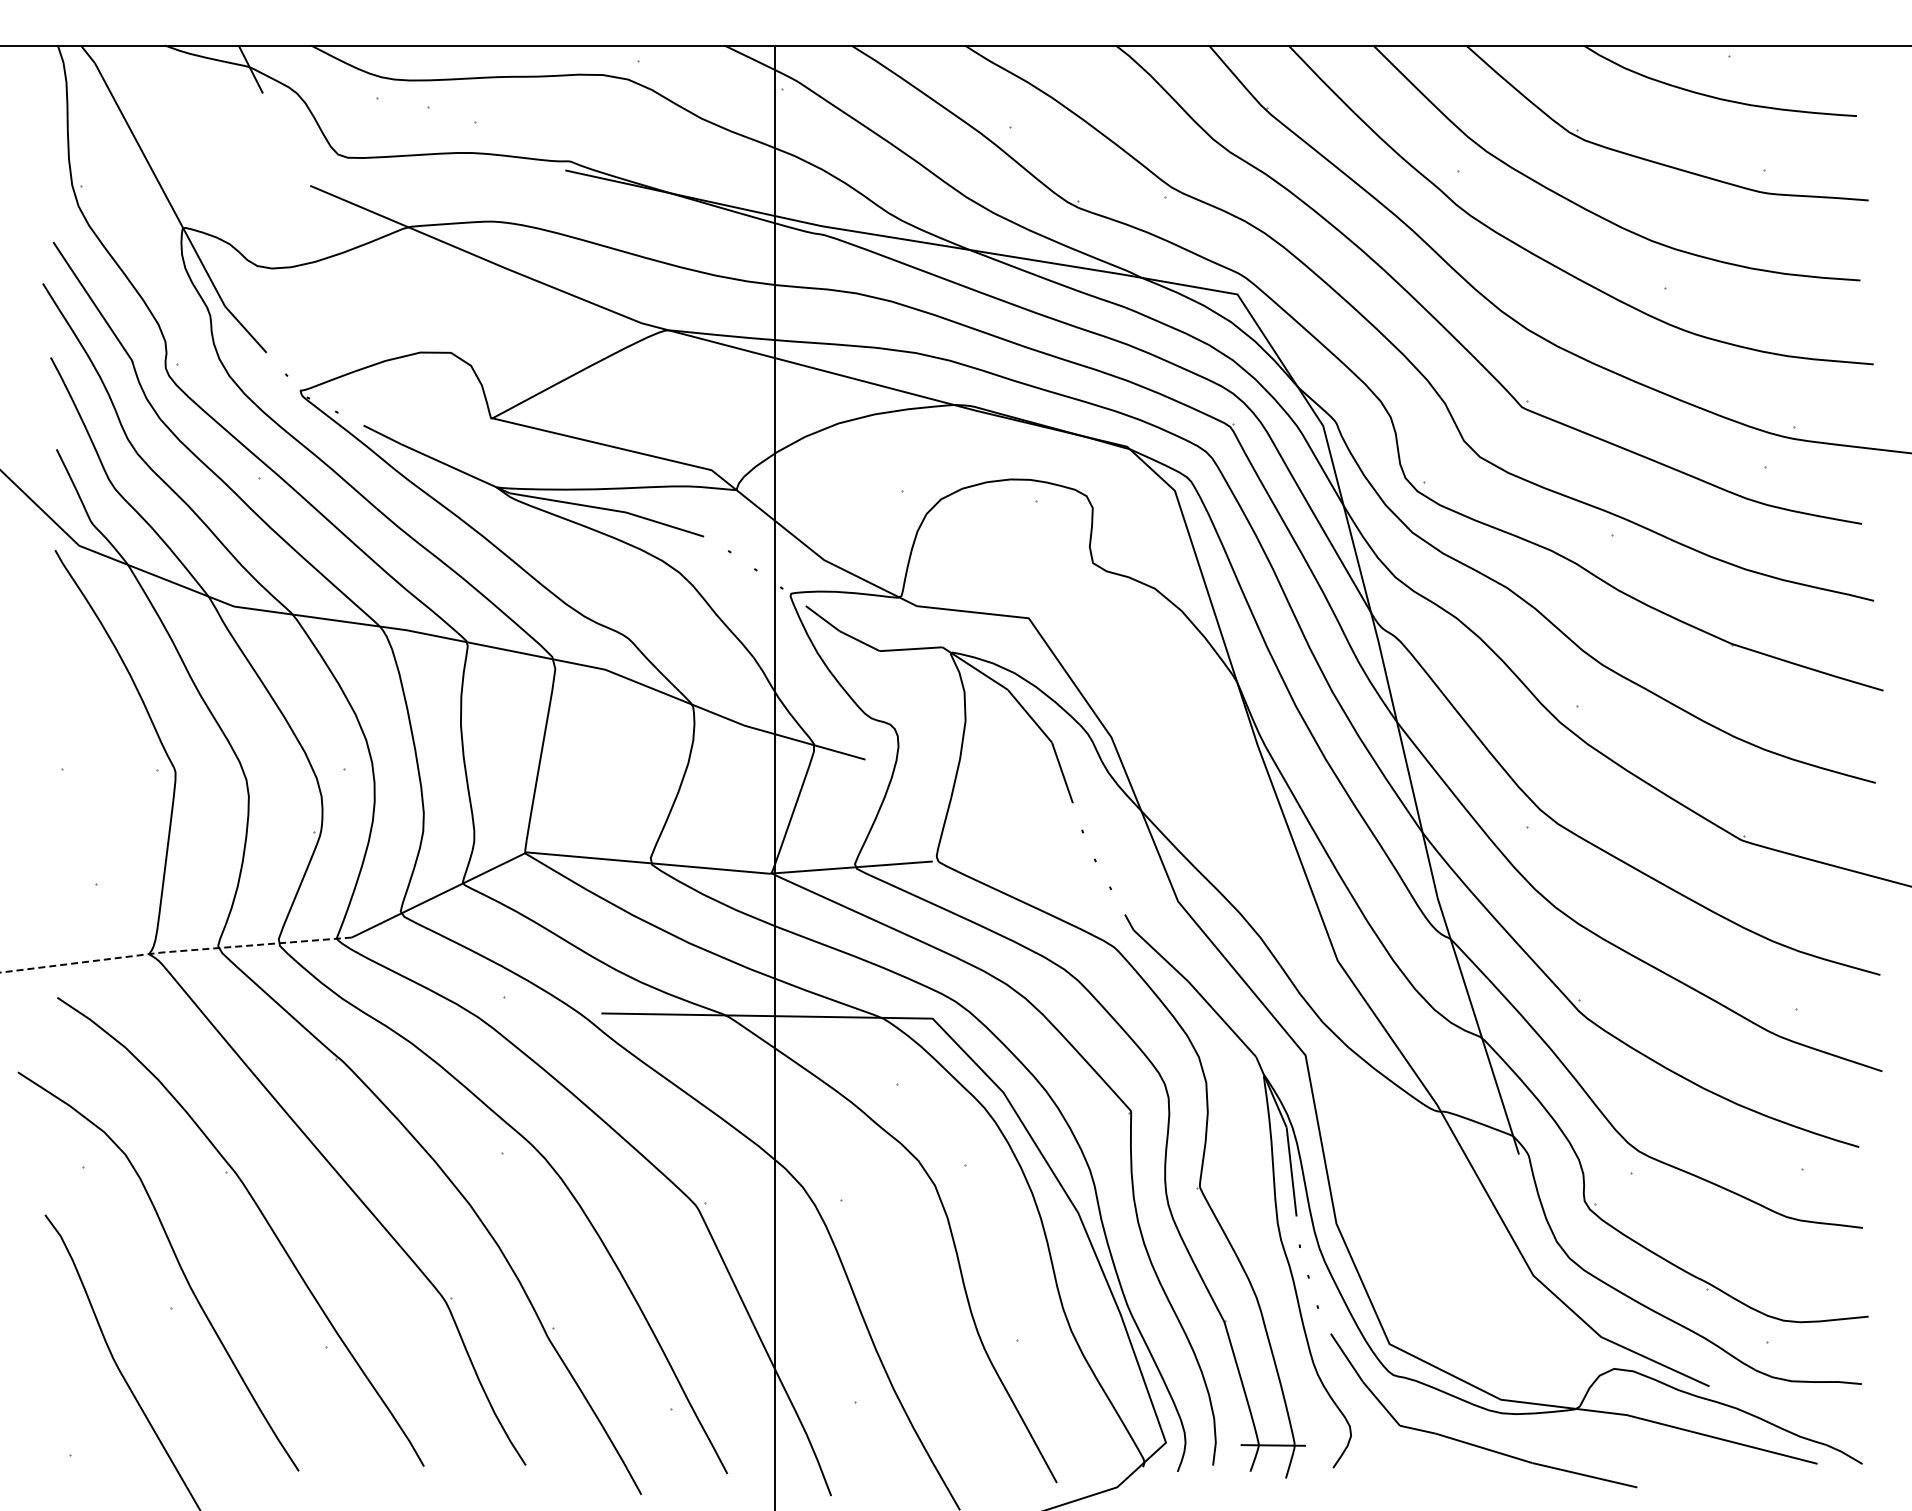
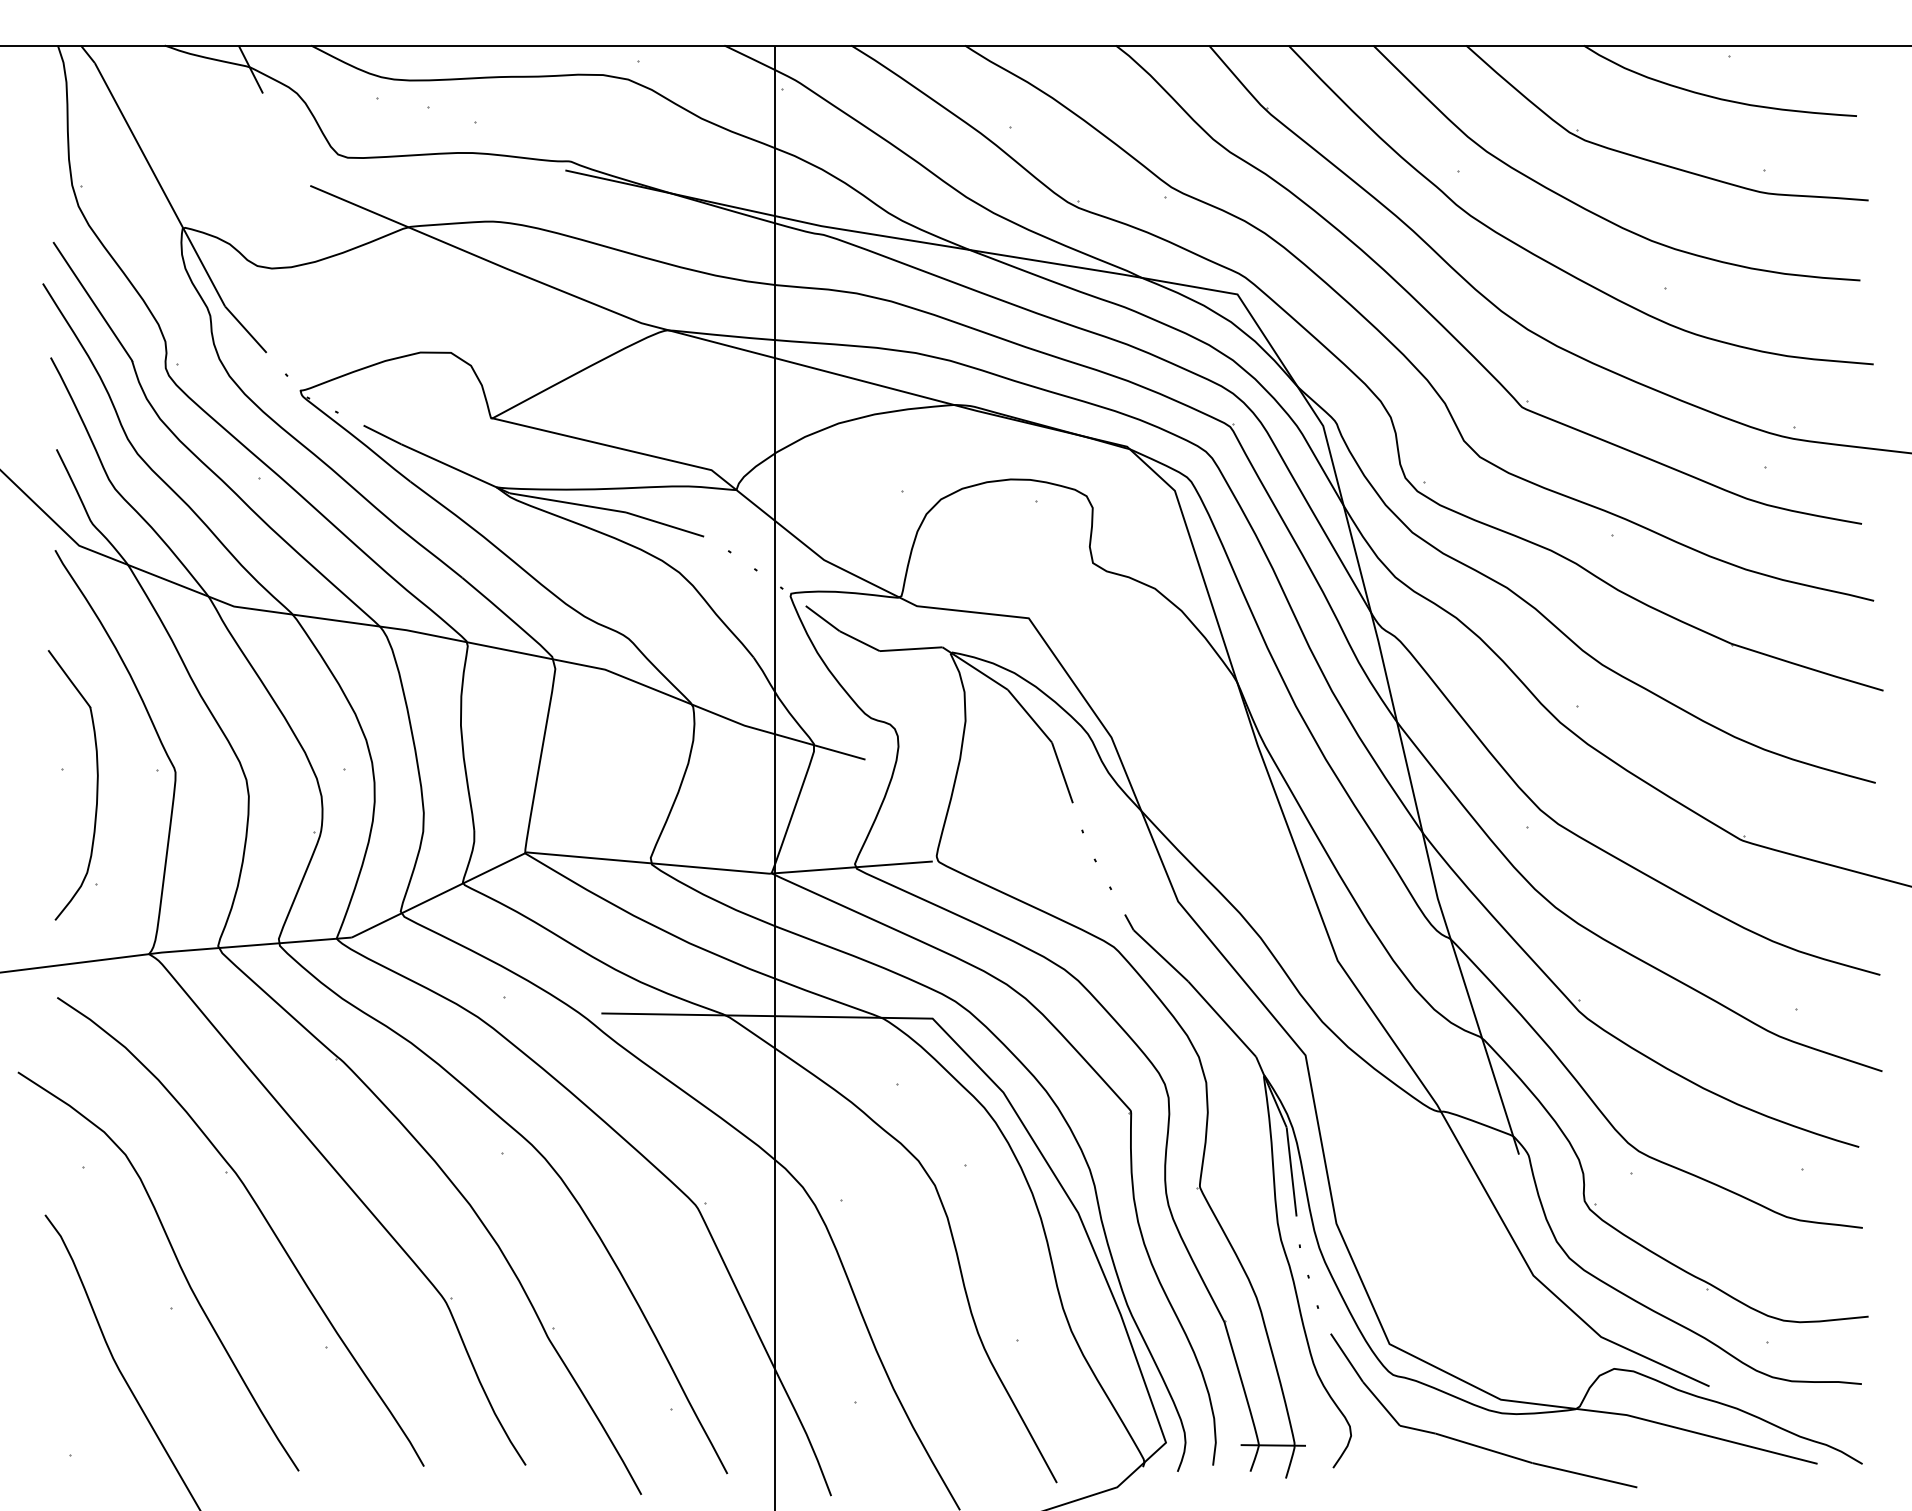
part: none -> present (96, 785)
line: dashed -> solid (174, 951)
